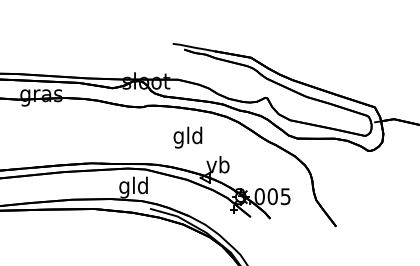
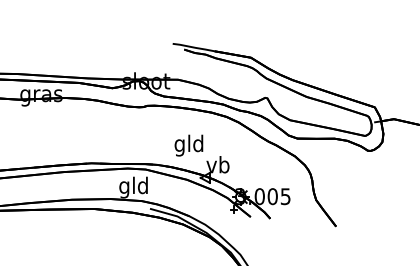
text position: (187, 137) -> (188, 145) (188, 145)
